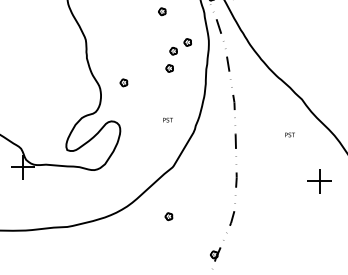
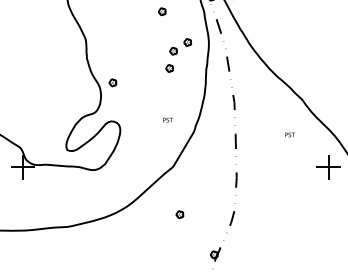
part position: (123, 82) -> (112, 82) (112, 82)
part position: (319, 181) -> (328, 167) (328, 167)
part position: (168, 216) -> (179, 214) (179, 214)
